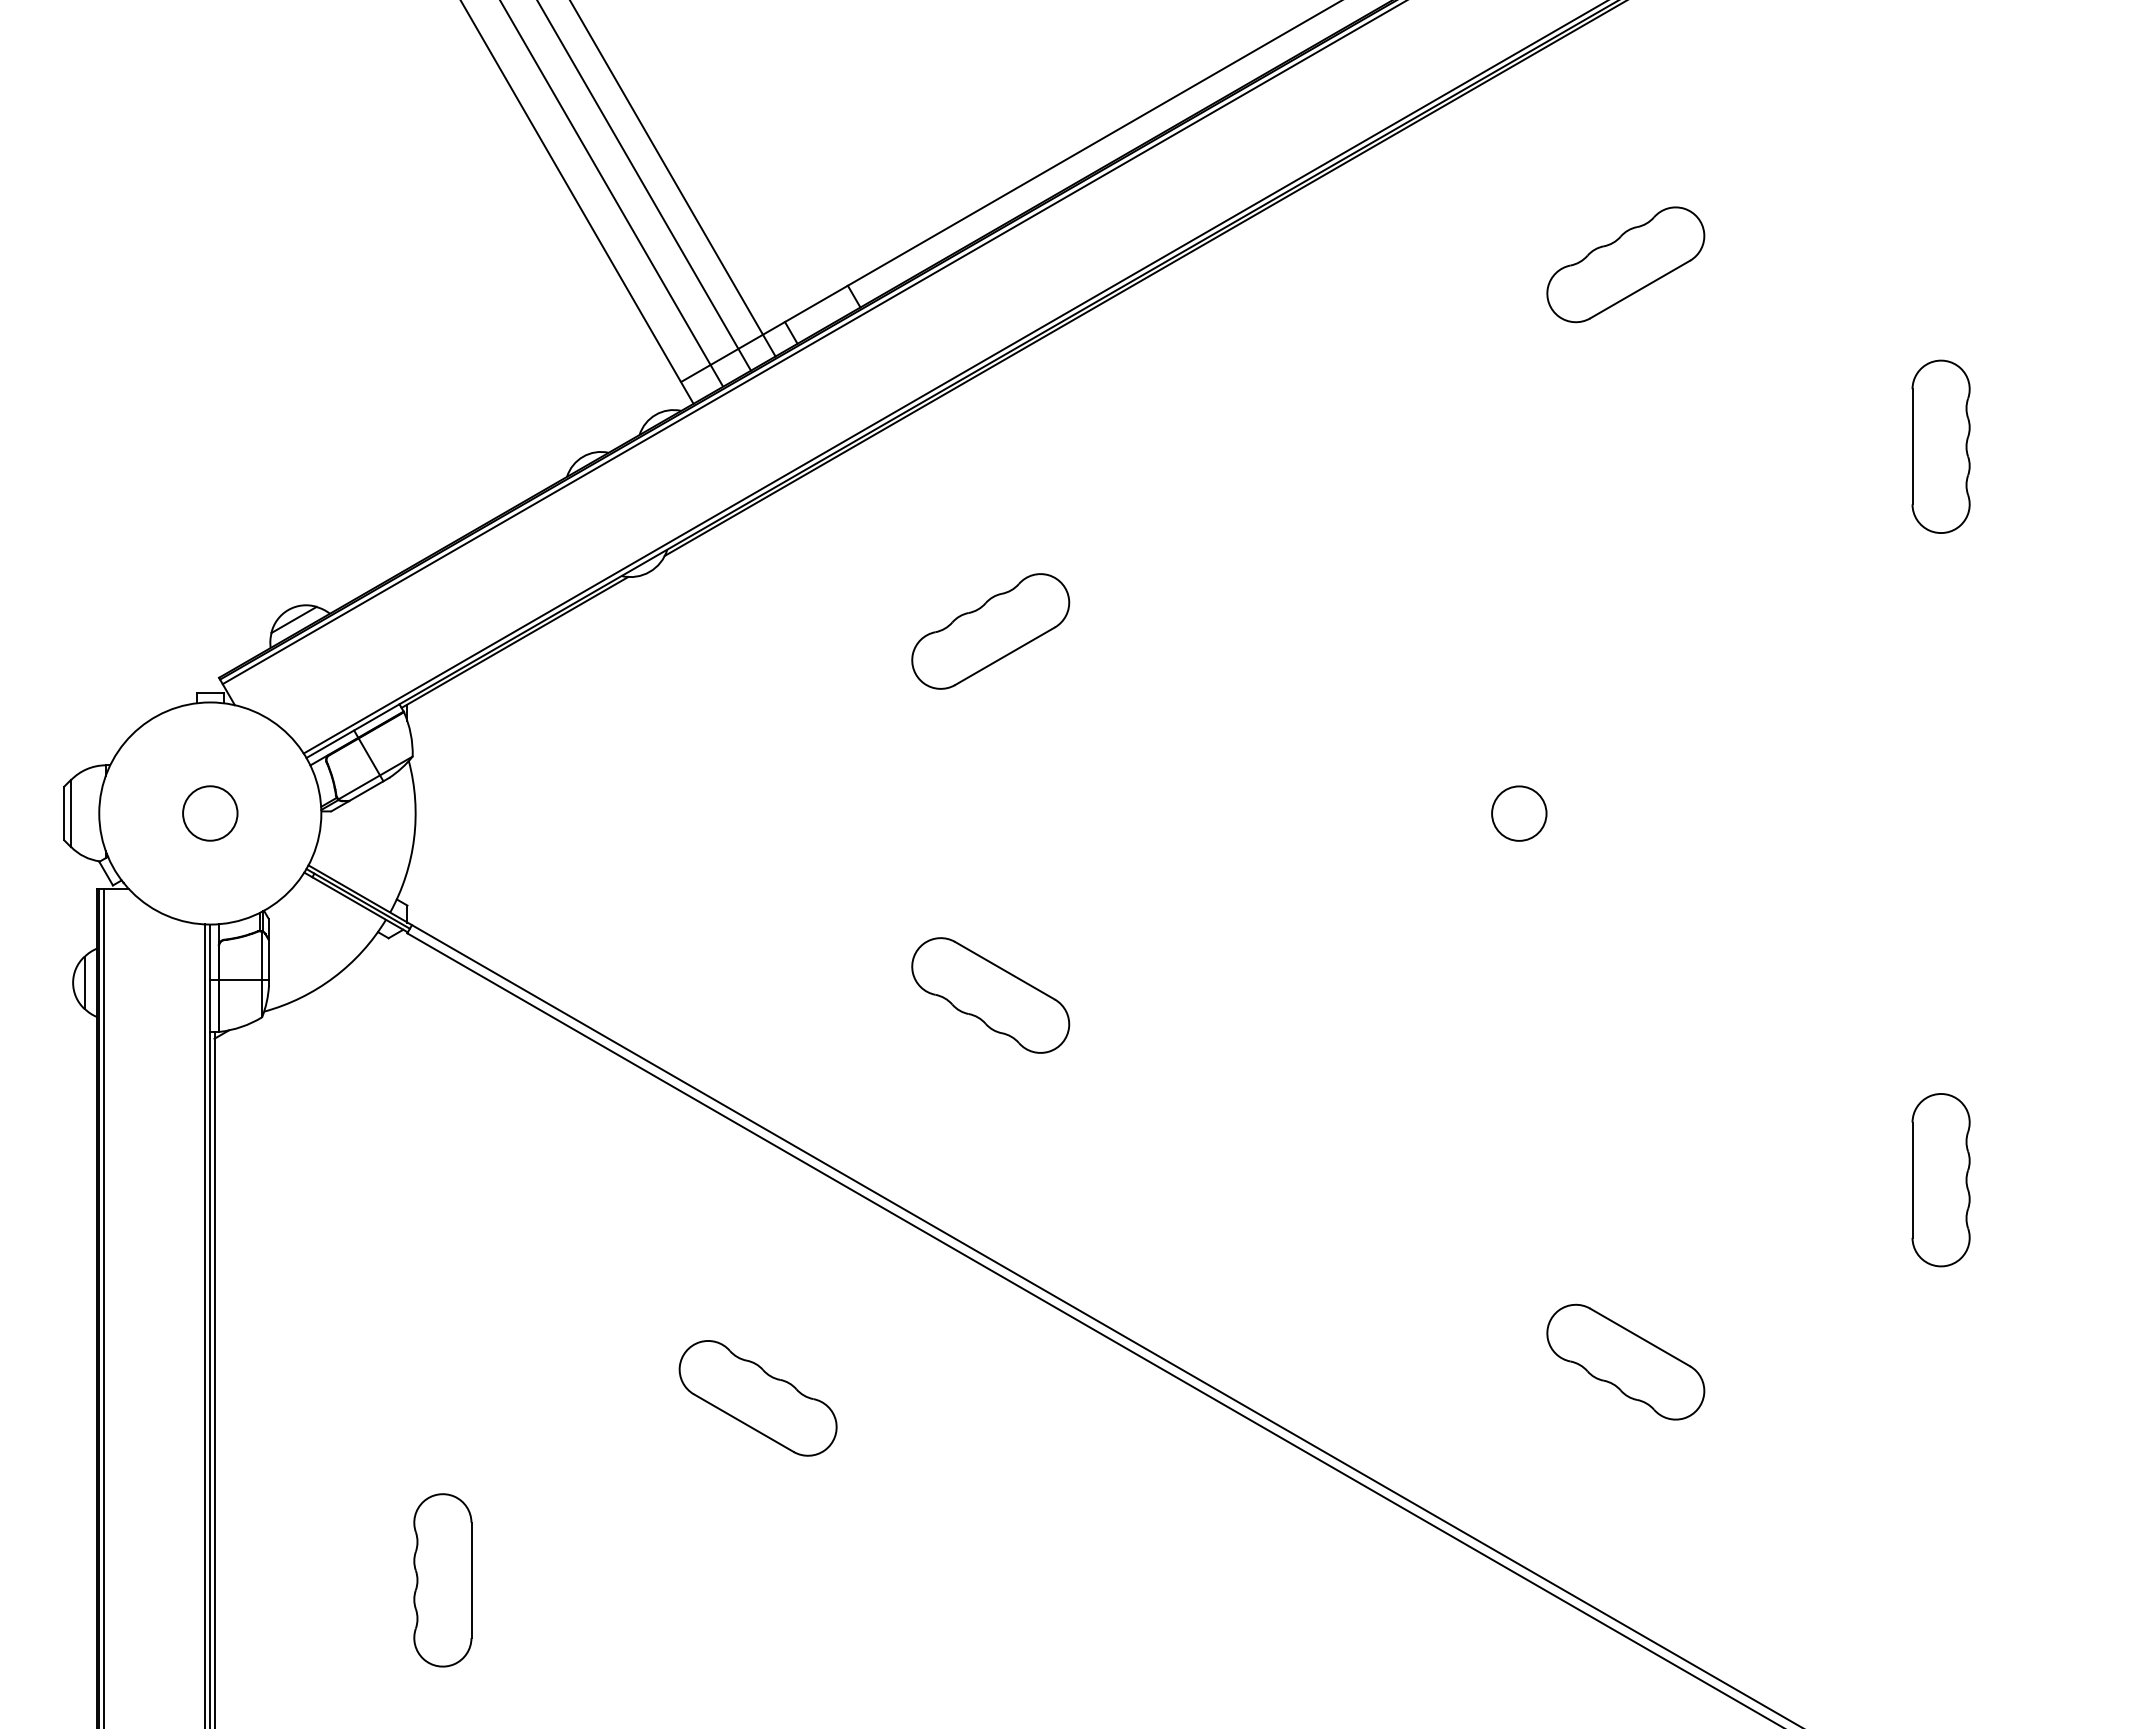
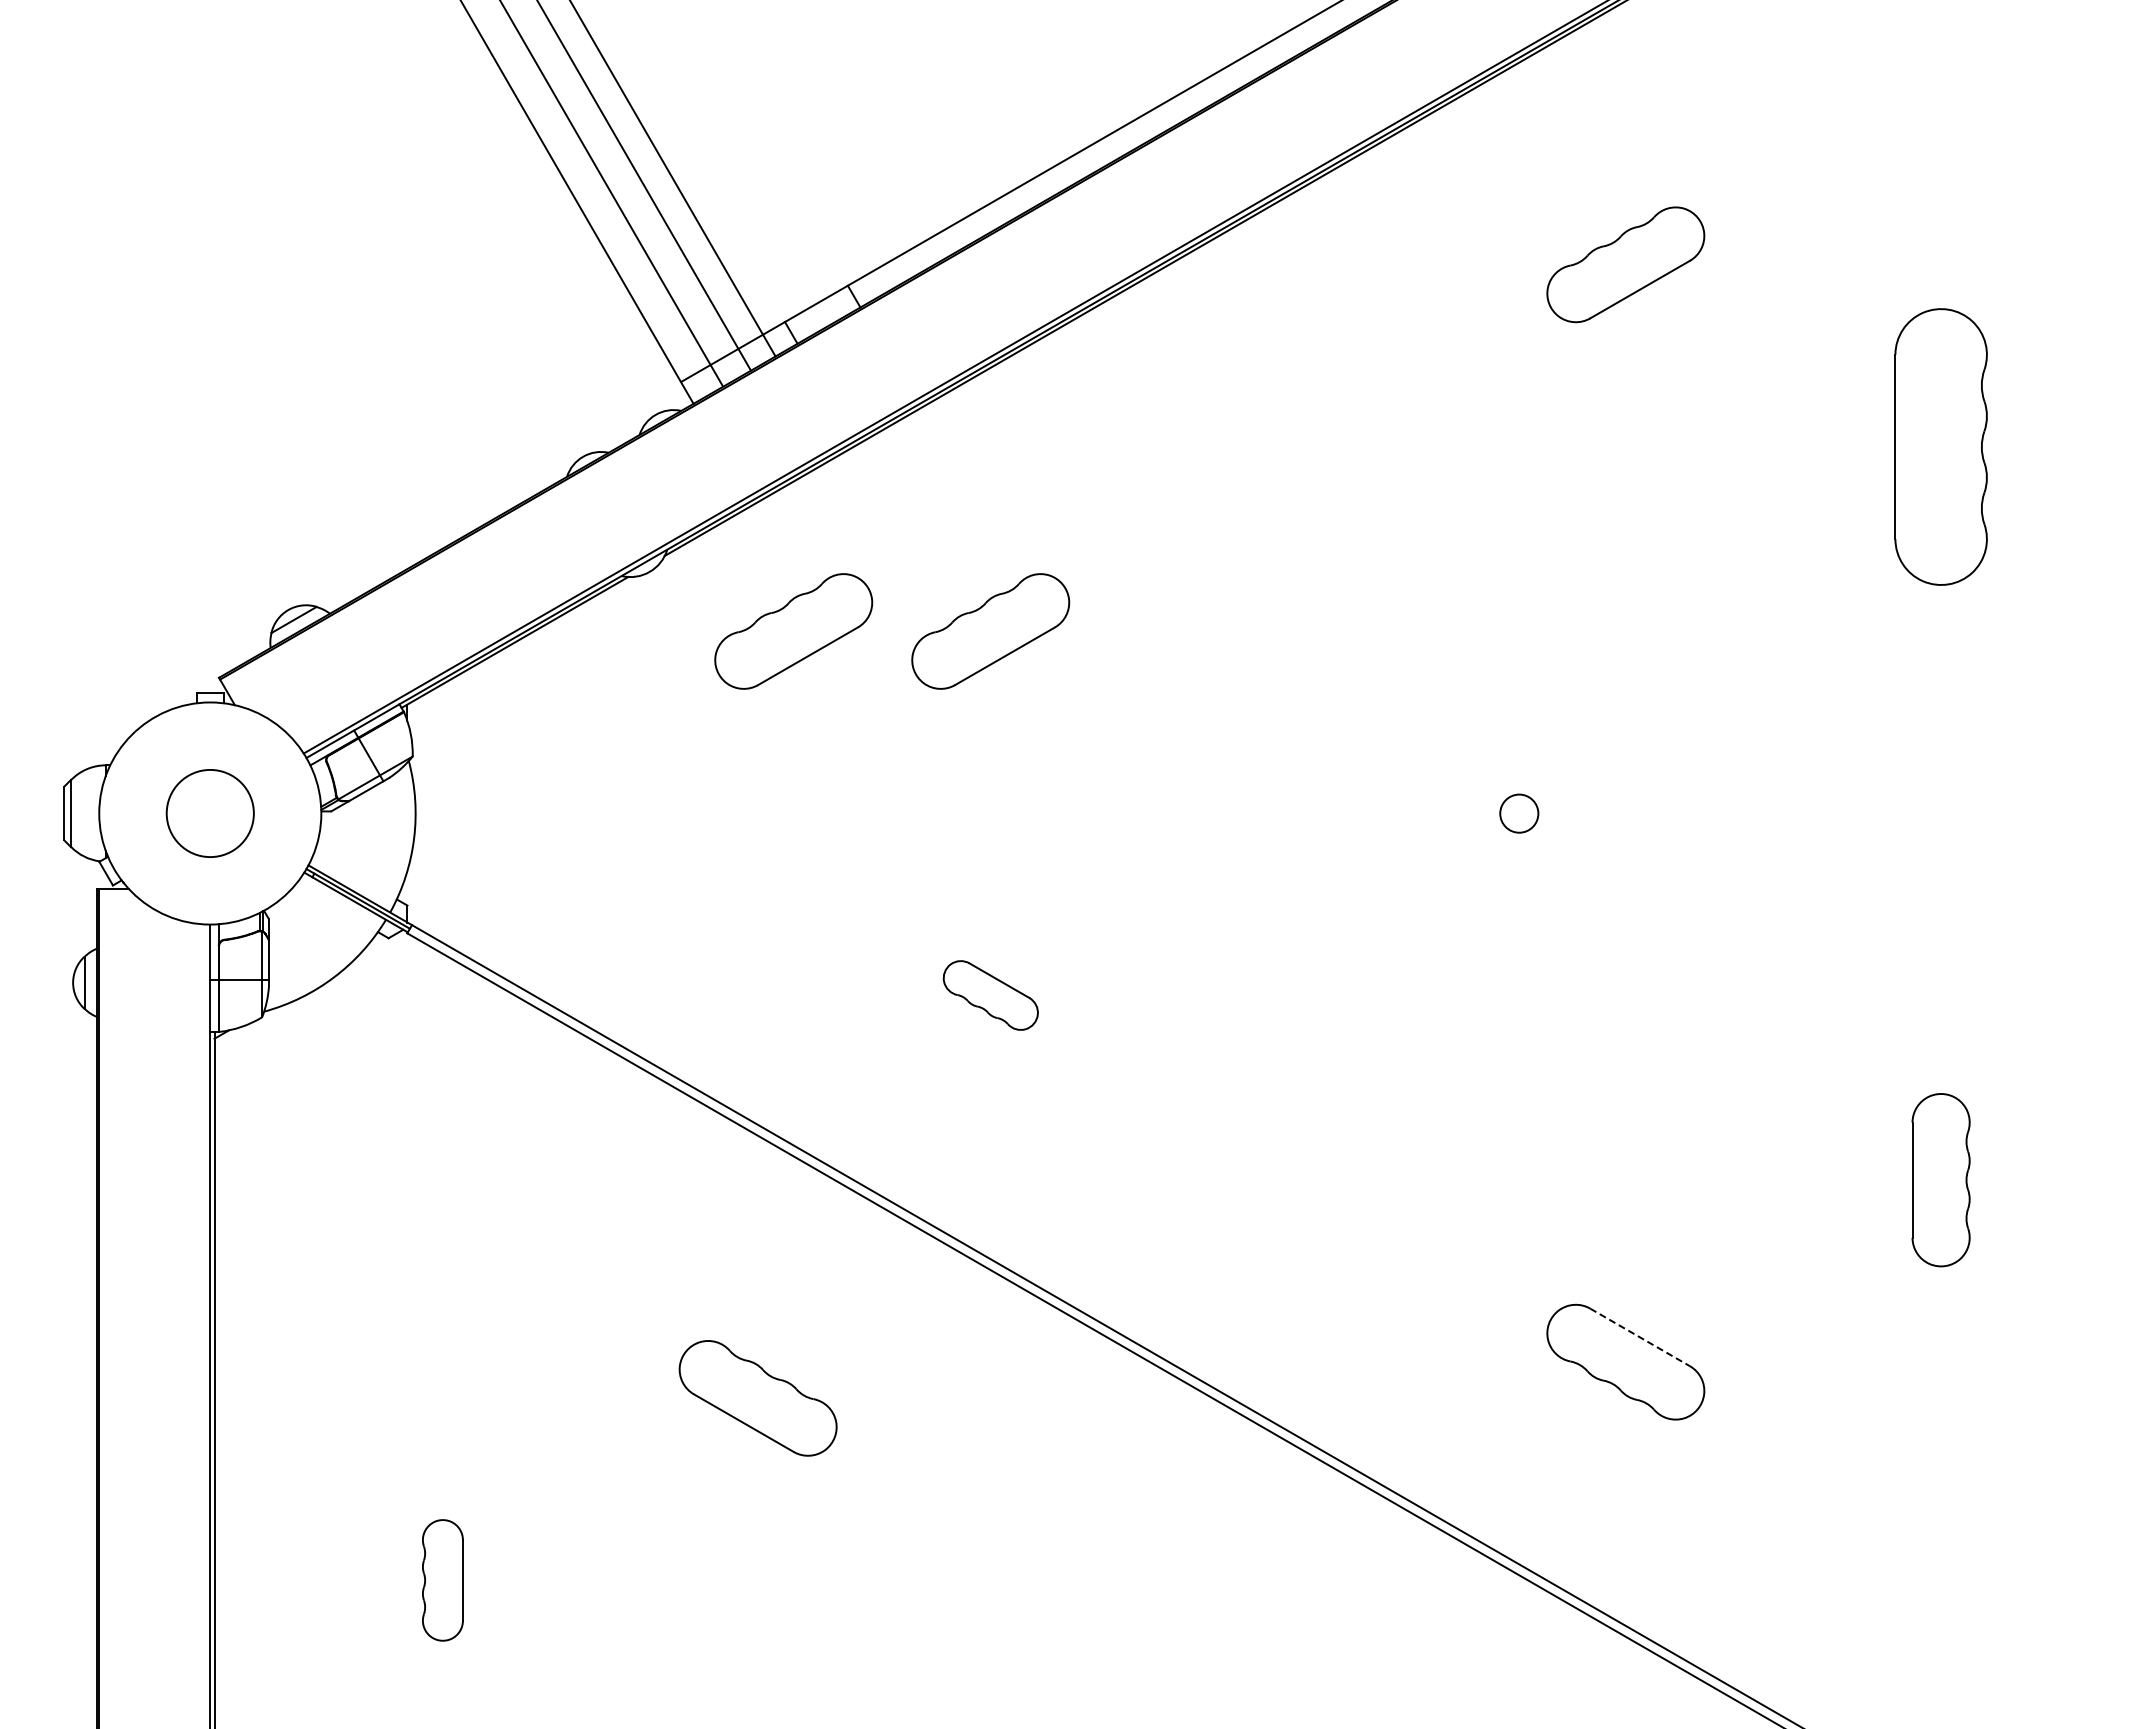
line: present -> none (813, 343)
part size: 60x175 px -> 94x278 px (1940, 446)
part: none -> present (793, 631)
circle diameter: 54 px -> 87 px (209, 813)
circle diameter: 54 px -> 38 px (1519, 813)
part size: 160x117 px -> 97x71 px (990, 995)
line: present -> none (104, 1306)
line: present -> none (205, 1324)
line: solid -> dashed (1640, 1337)
part size: 60x175 px -> 42x123 px (442, 1580)
